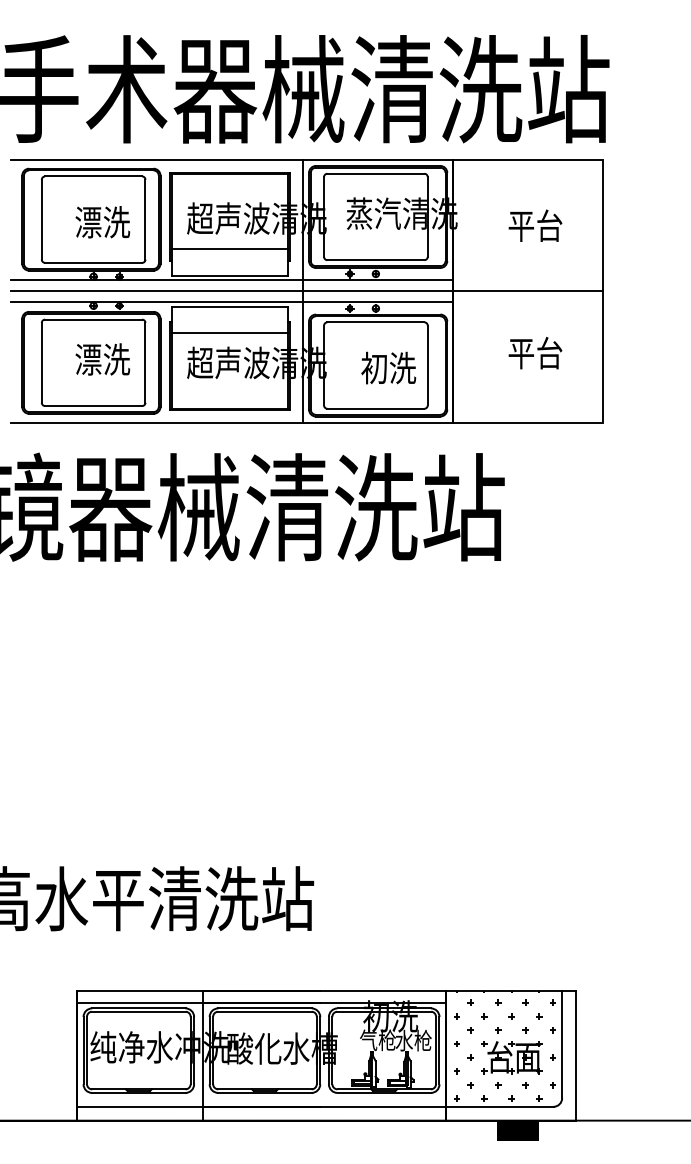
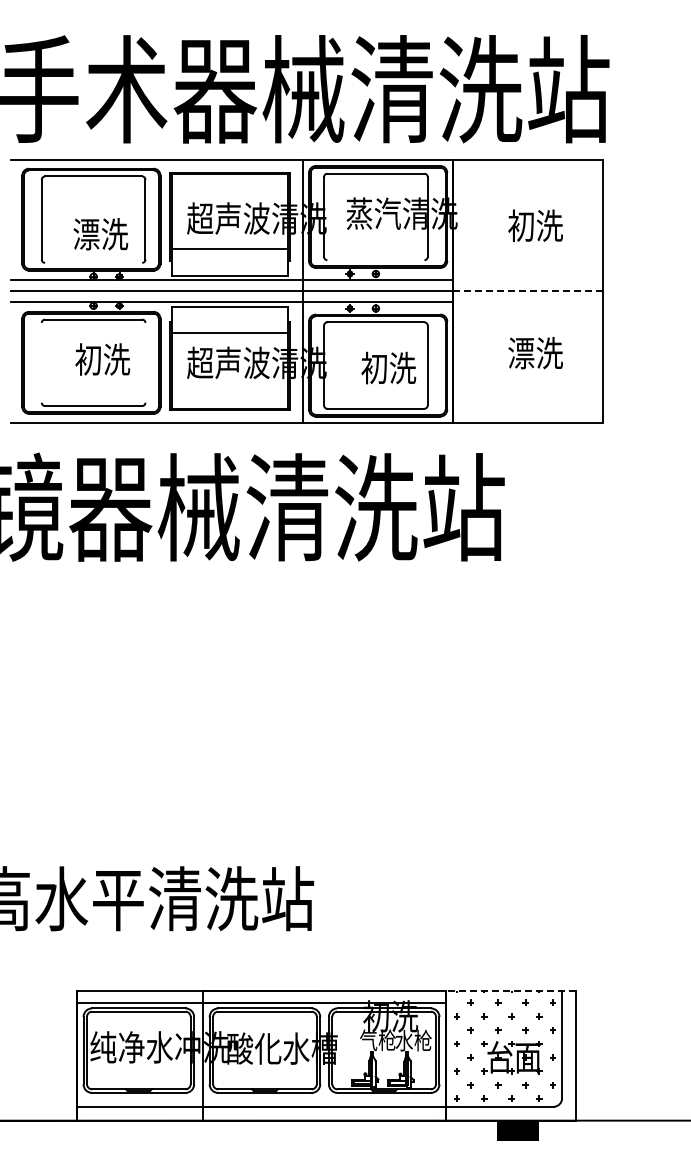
text position: (102, 222) -> (100, 234) (100, 234)
text: 平台 -> 初洗 (535, 225)
line: present -> none (375, 260)
line: present -> none (93, 262)
line: solid -> dashed (528, 291)
text: 平台 -> 漂洗 (535, 352)
text: 漂洗 -> 初洗 (88, 359)
line: present -> none (41, 362)
line: present -> none (145, 362)
line: solid -> dashed (511, 991)
